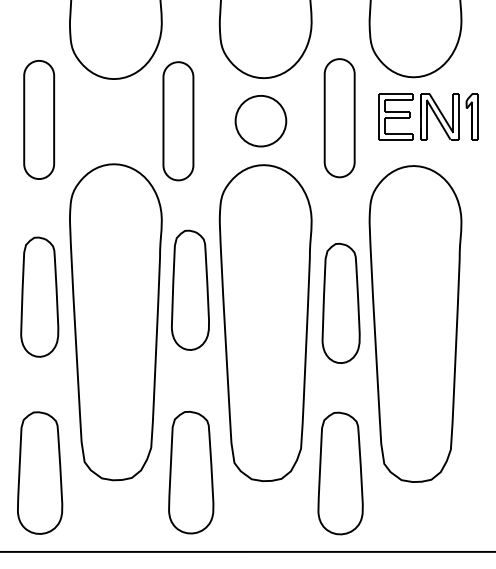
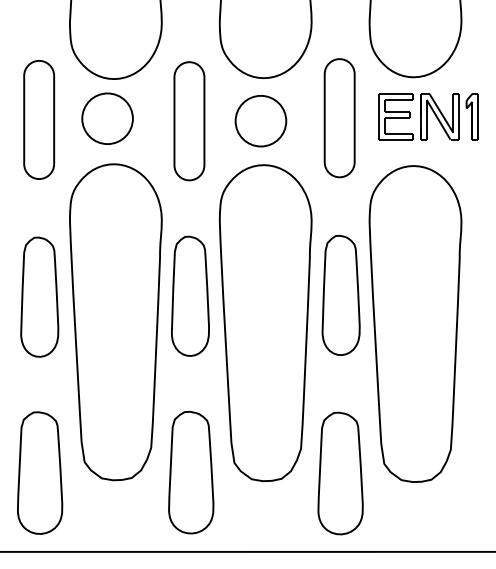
part: none -> present (107, 118)
part position: (178, 121) -> (189, 121) (189, 121)
part position: (190, 289) -> (190, 295) (190, 295)
part position: (340, 302) -> (340, 294) (340, 294)
